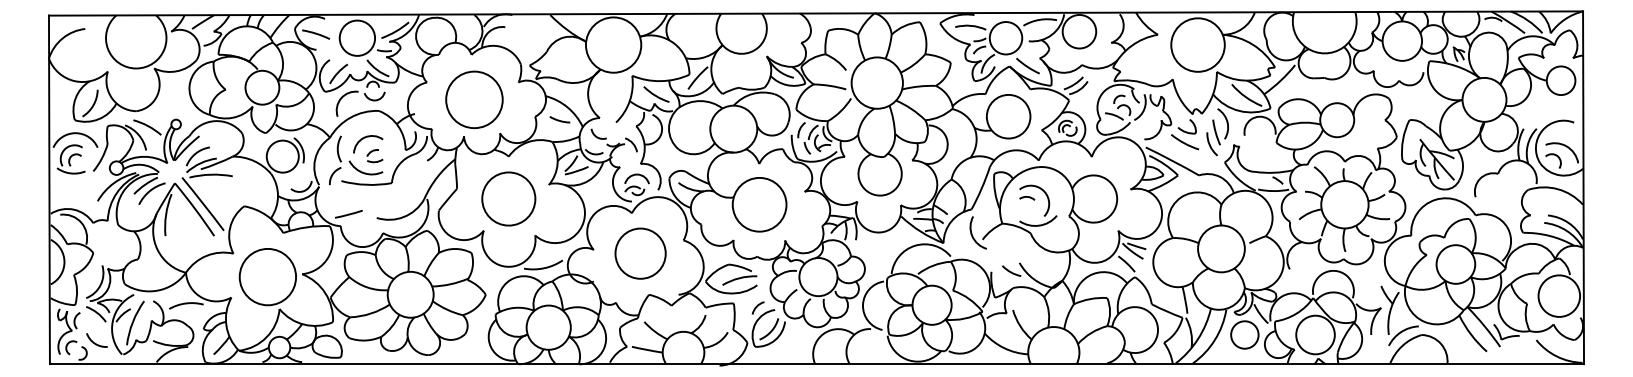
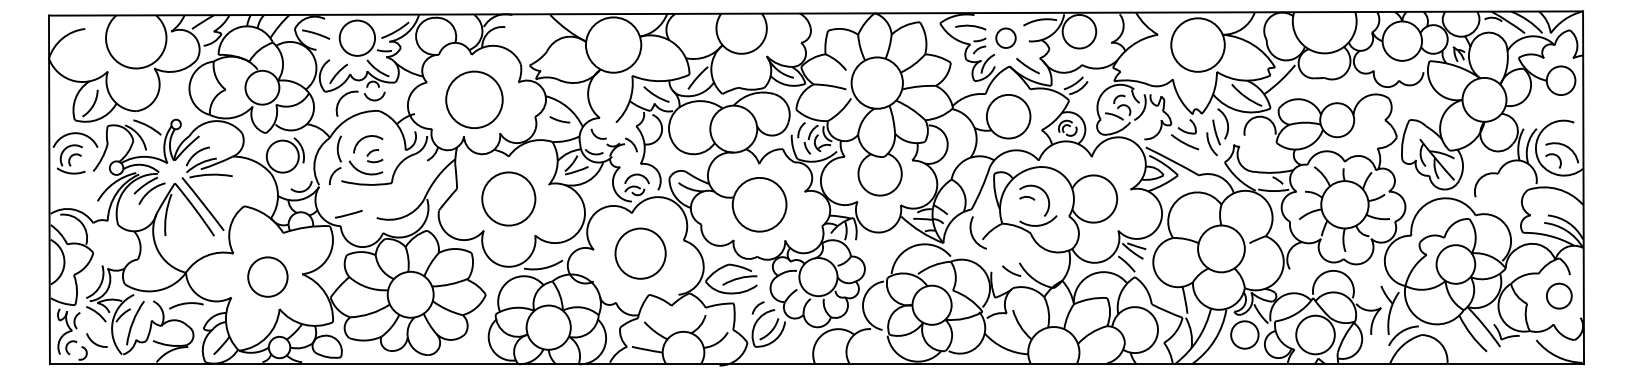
circle diameter: 32 px -> 19 px (1005, 37)
circle diameter: 56 px -> 39 px (267, 276)
circle diameter: 42 px -> 25 px (1558, 295)
